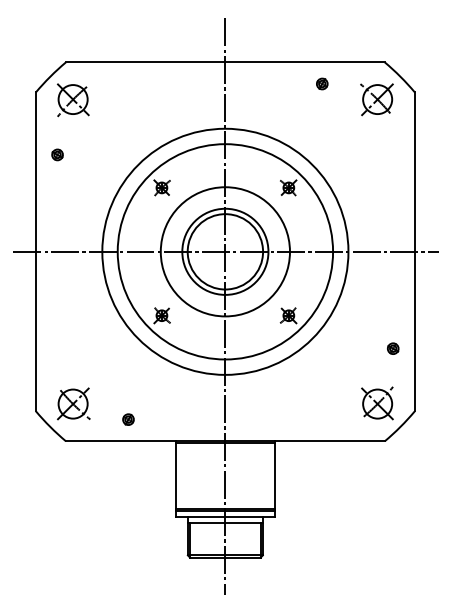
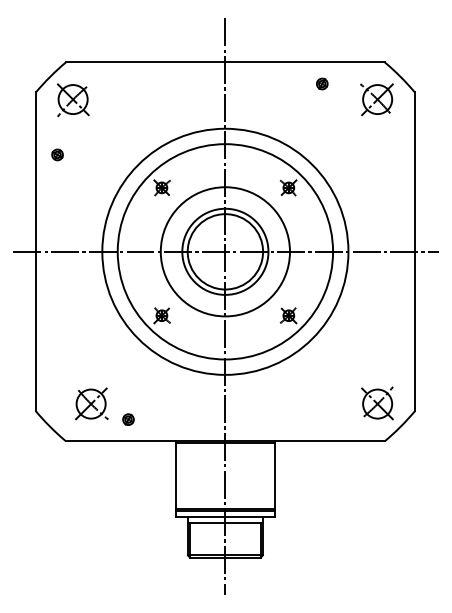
part: present -> none (393, 348)
part position: (73, 403) -> (91, 403) (91, 403)
